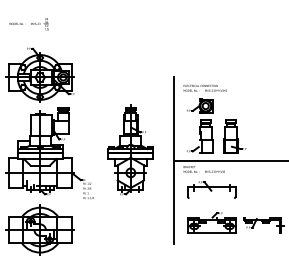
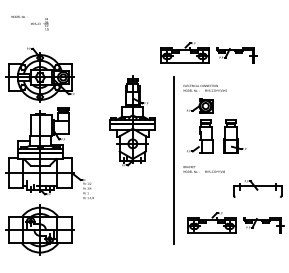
text position: (15, 23) -> (17, 16) (17, 16)
part: none -> present (208, 52)
part position: (130, 149) -> (132, 120) (132, 120)
line: present -> none (229, 160)
part position: (211, 189) -> (257, 188) (257, 188)
